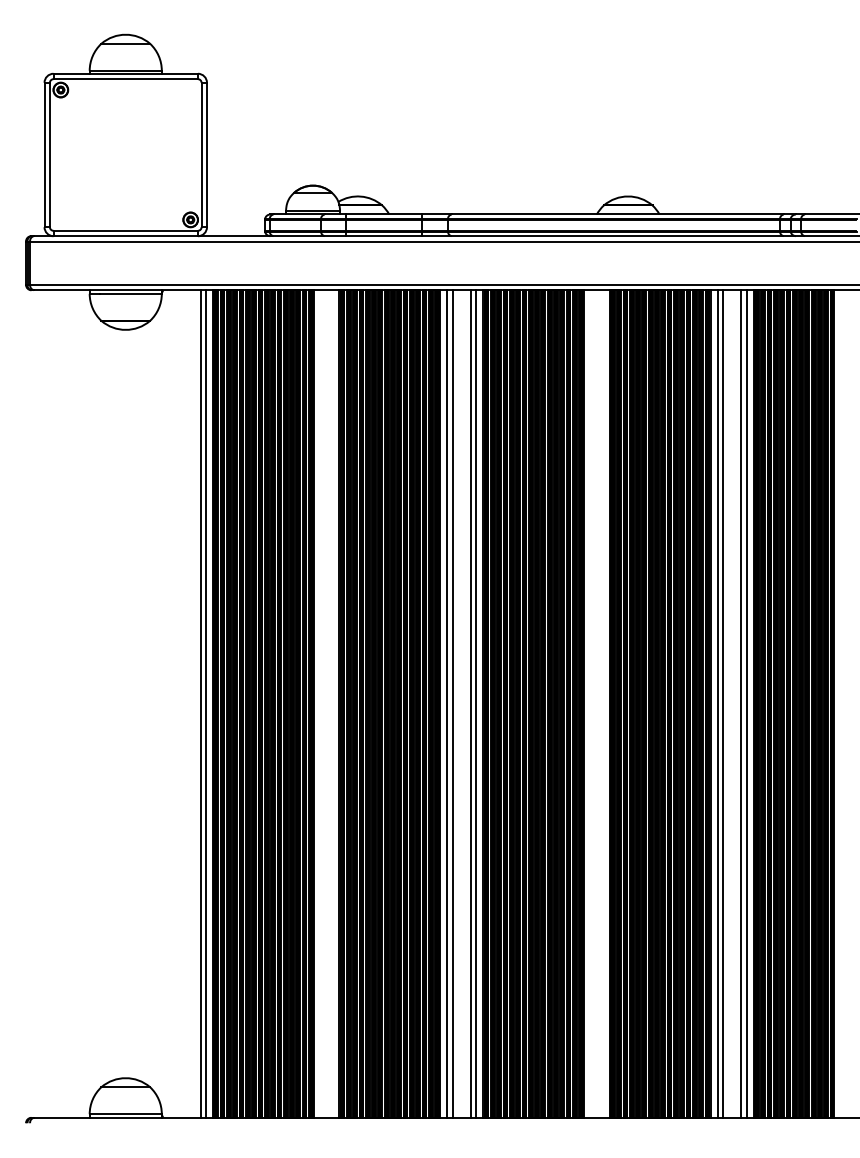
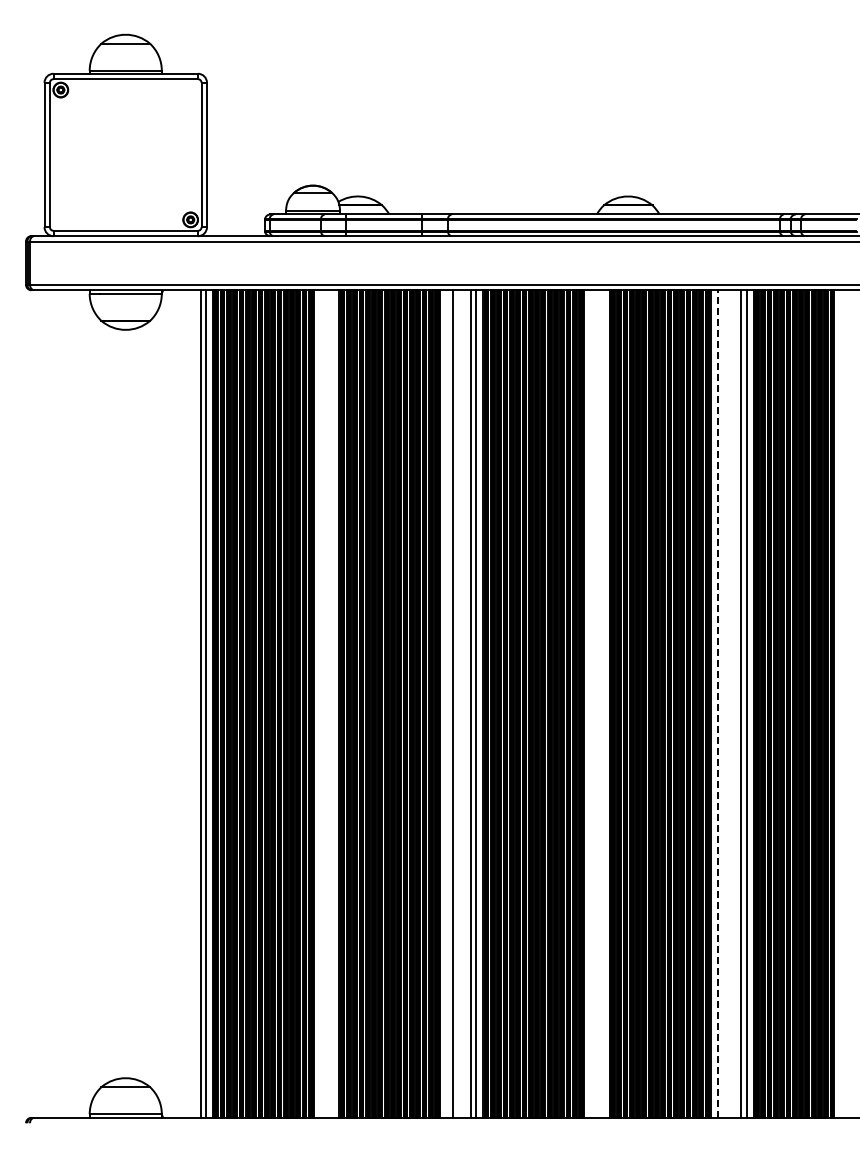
line: present -> none (447, 703)
line: present -> none (723, 703)
line: solid -> dashed (717, 704)
